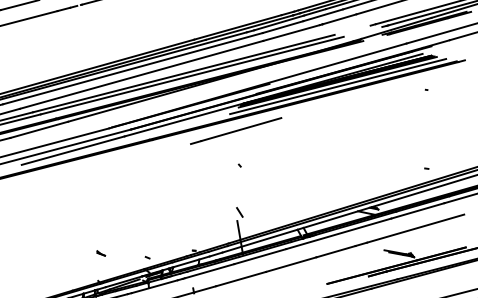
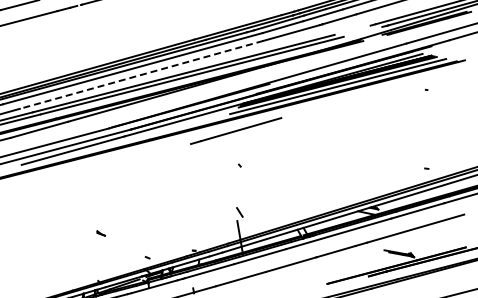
line: solid -> dashed (141, 75)
part position: (101, 253) -> (101, 233) (101, 233)
